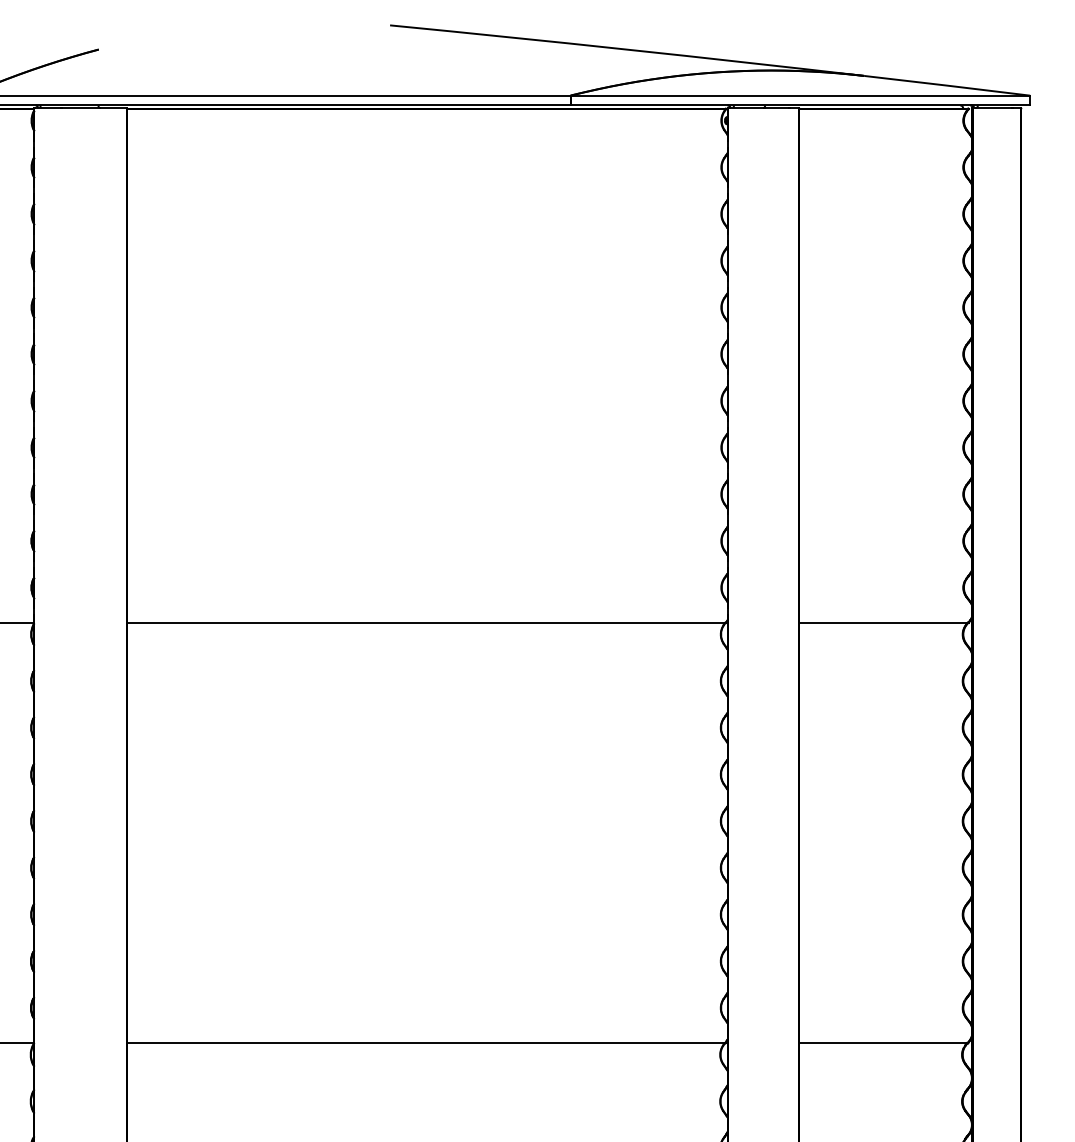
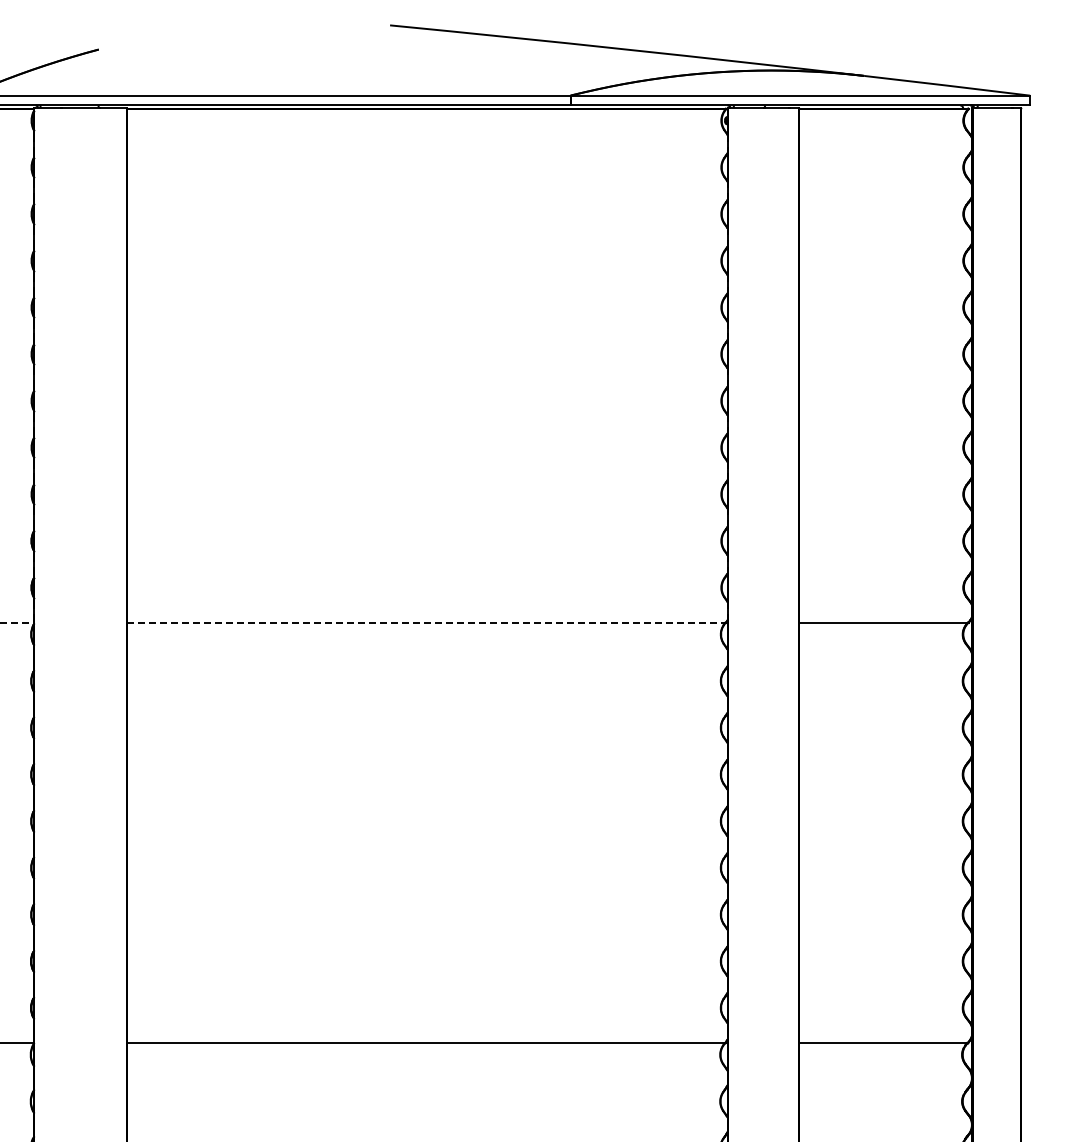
line: solid -> dashed (17, 622)
line: solid -> dashed (426, 622)
